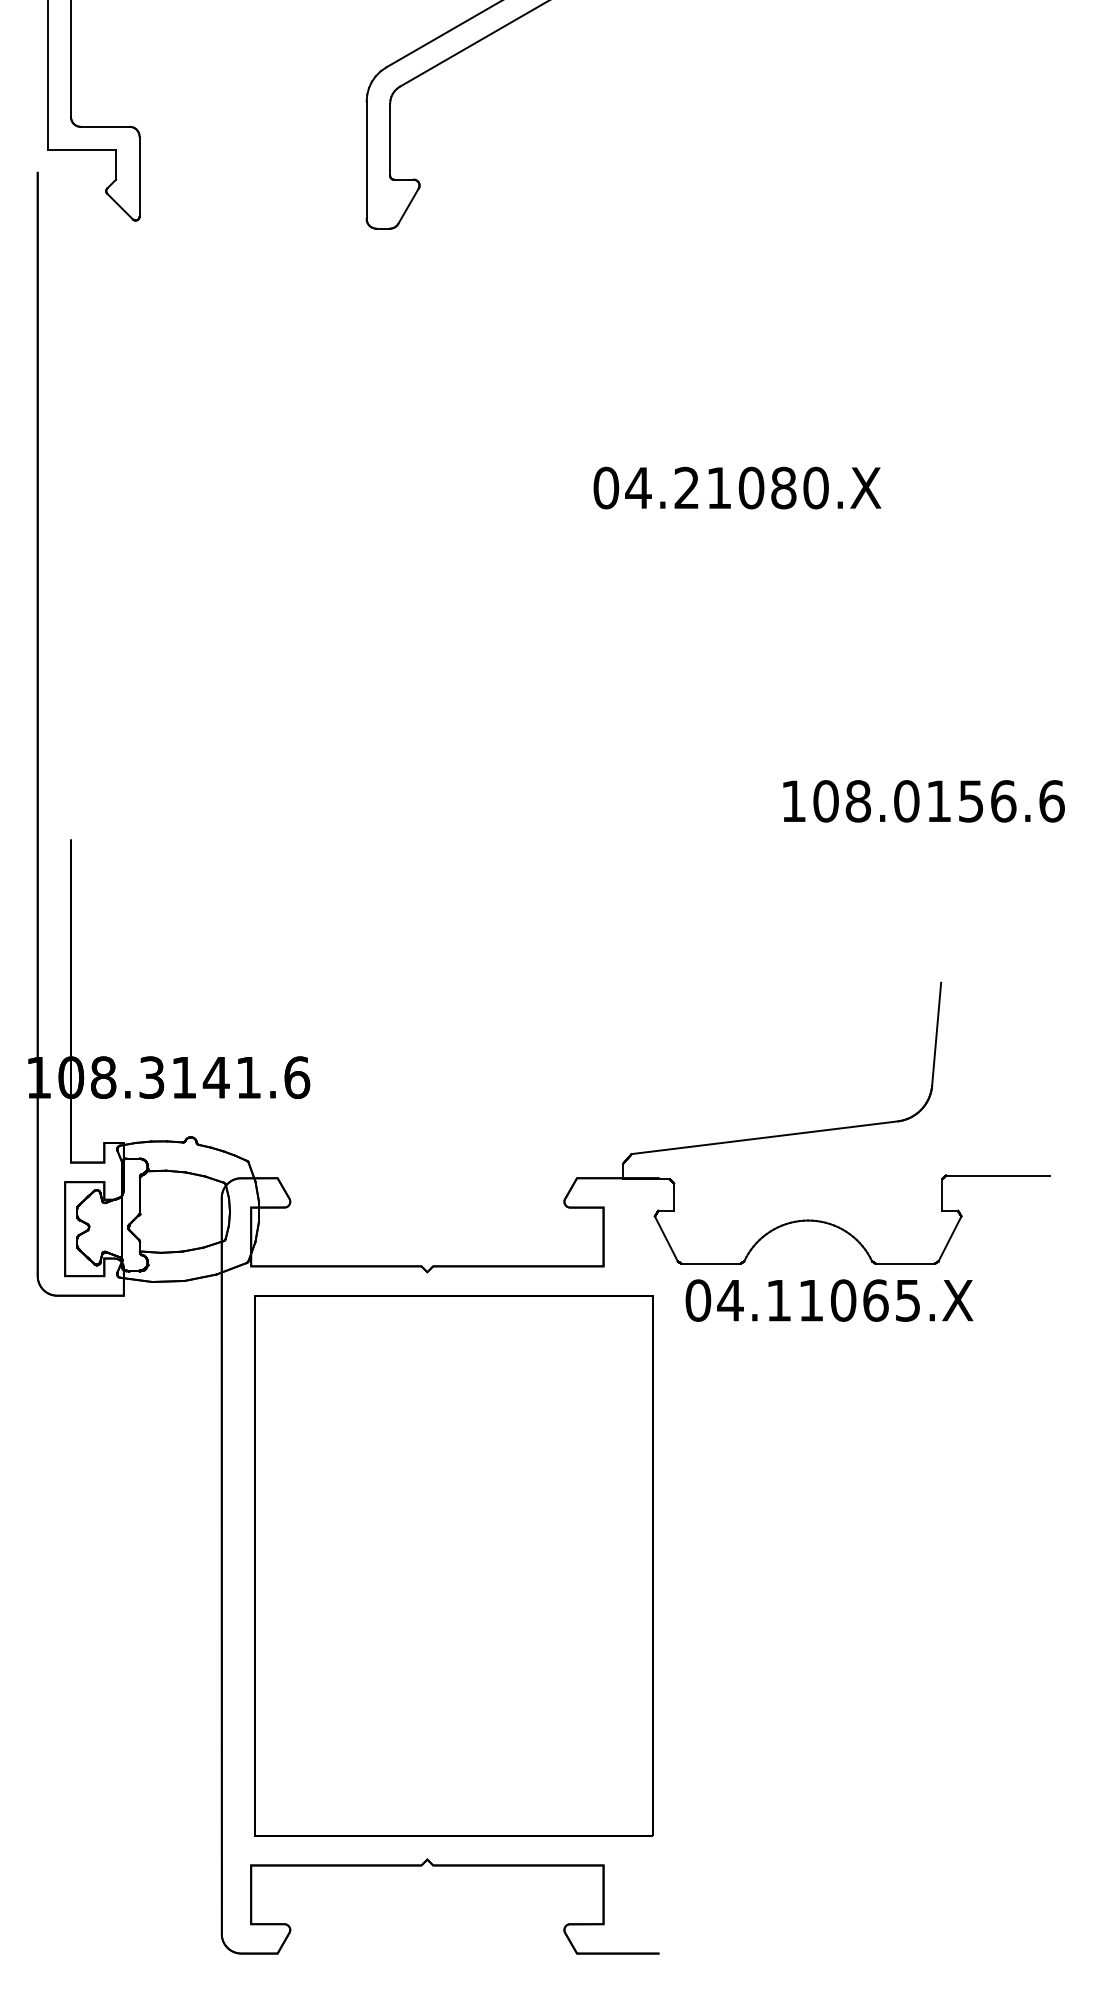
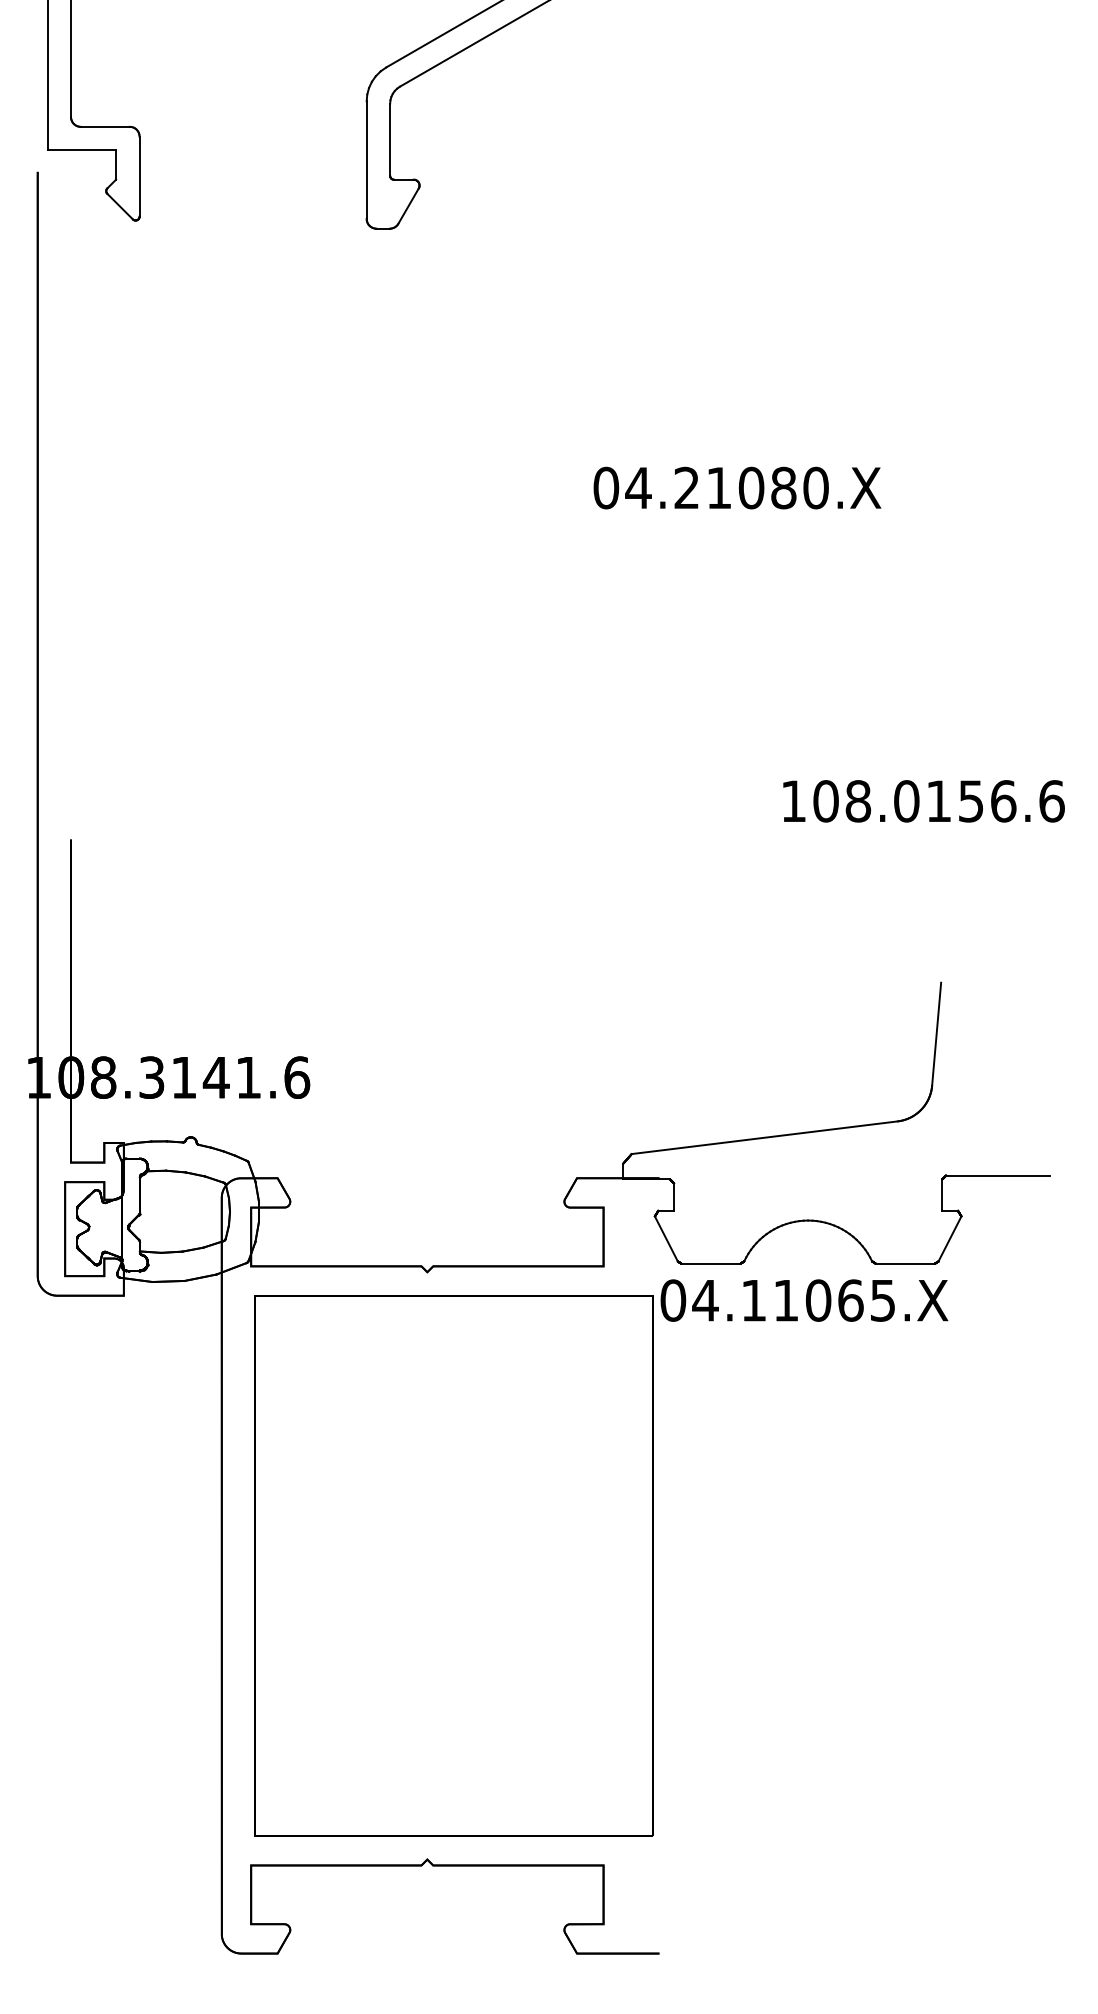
text position: (829, 1300) -> (804, 1300) (804, 1300)
